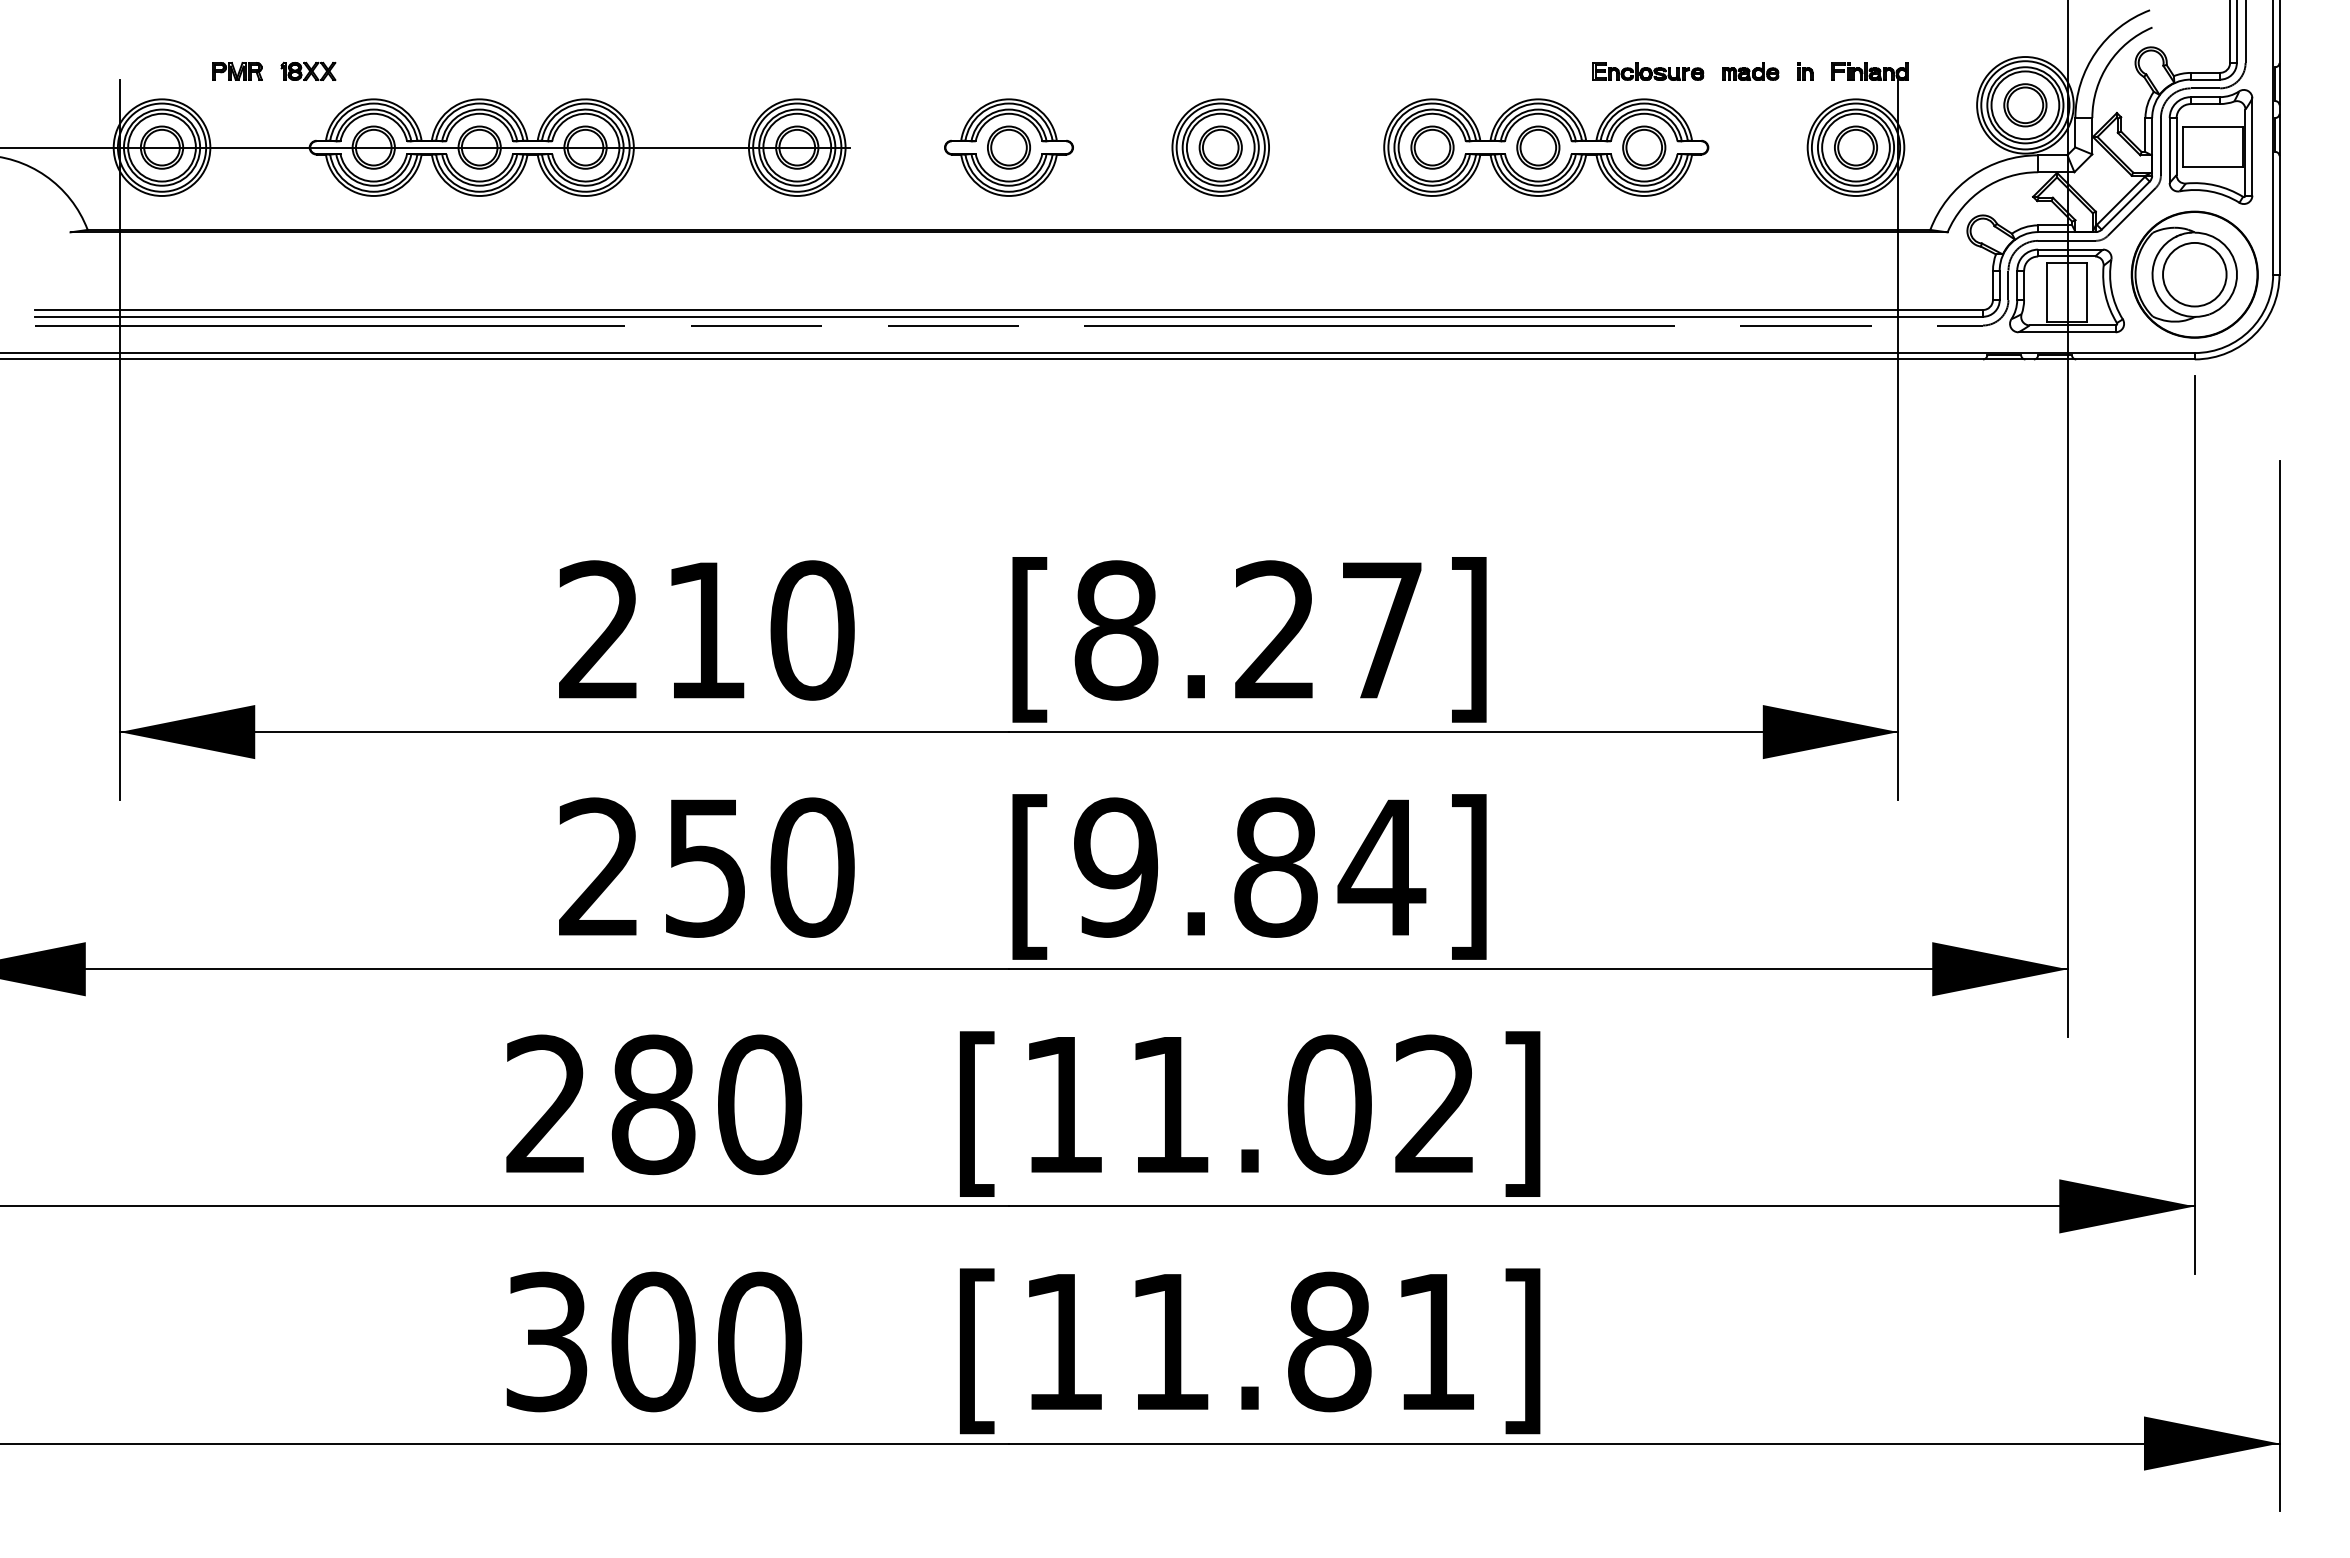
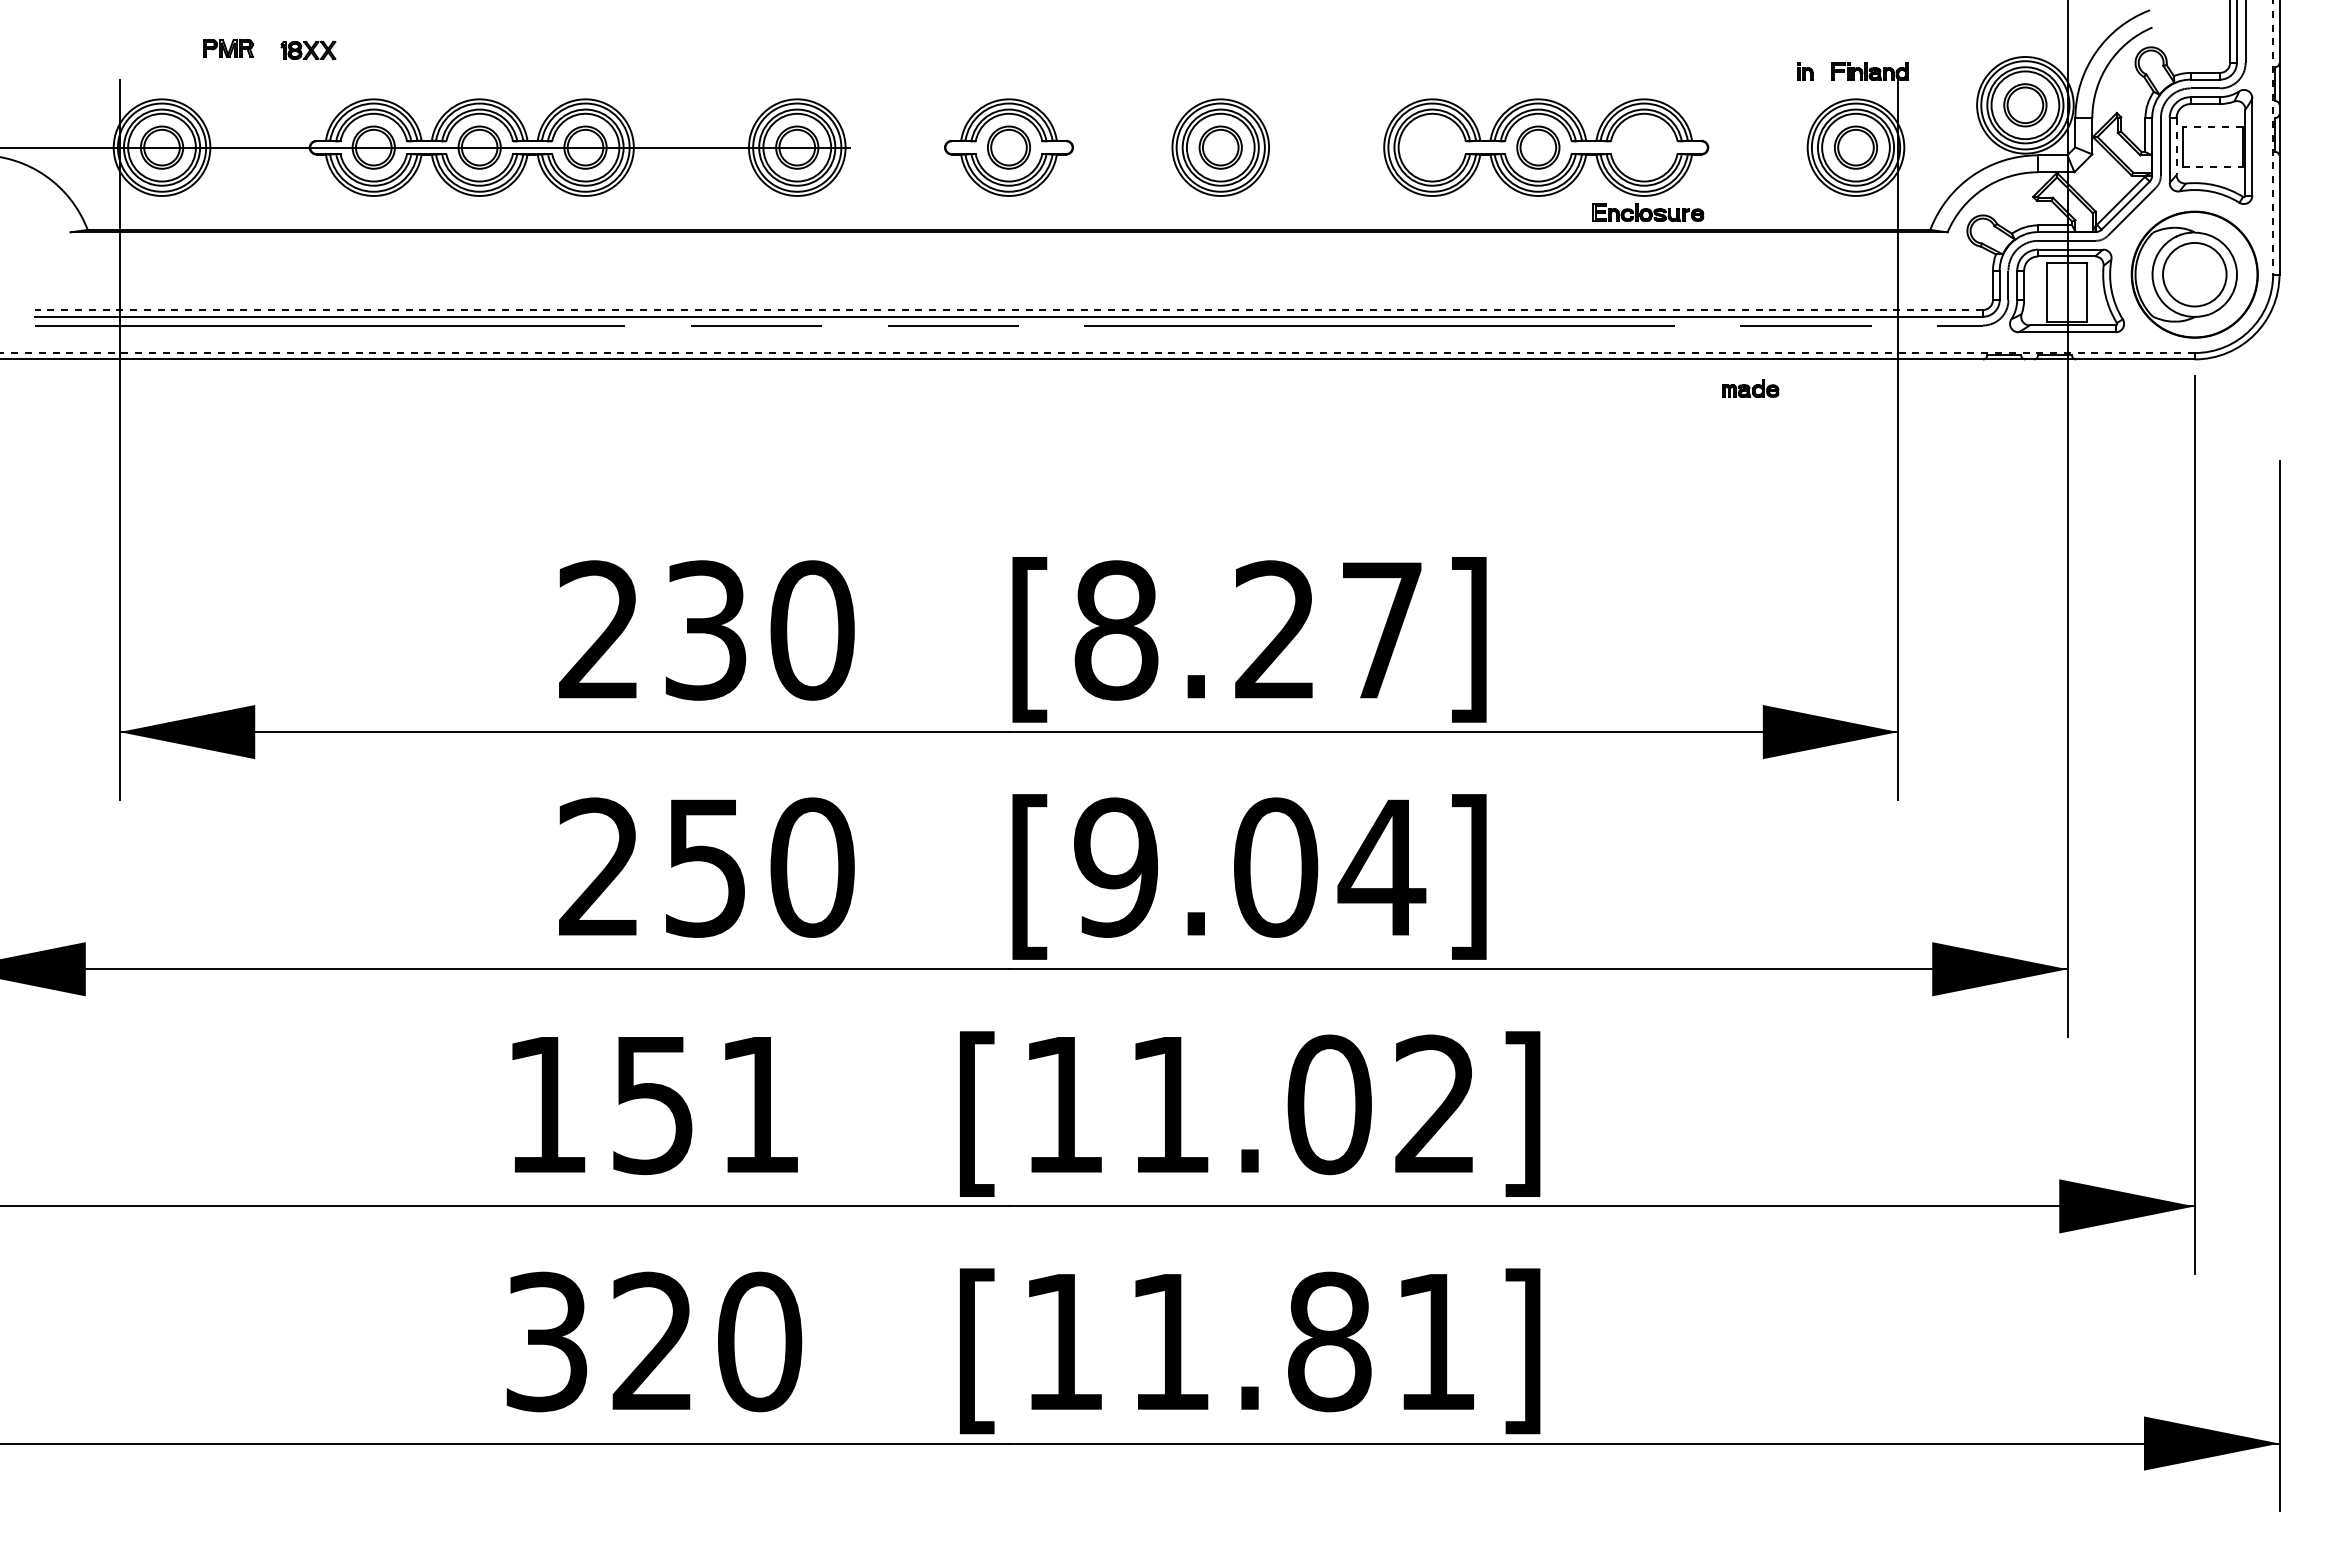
part position: (308, 70) -> (308, 49) (308, 49)
part position: (237, 71) -> (228, 48) (228, 48)
part position: (1648, 71) -> (1648, 212) (1648, 212)
part position: (1750, 71) -> (1750, 388) (1750, 388)
line: solid -> dashed (2212, 127)
line: solid -> dashed (2273, 137)
line: solid -> dashed (2176, 146)
part: present -> none (1432, 147)
part: present -> none (1644, 147)
line: solid -> dashed (2212, 167)
line: solid -> dashed (1008, 310)
line: solid -> dashed (1097, 353)
text: 210 -> 230 (705, 630)
text: [9.84] -> [9.04] (1276, 867)
text: 280 -> 151 (654, 1104)
text: 300 -> 320 (653, 1341)
